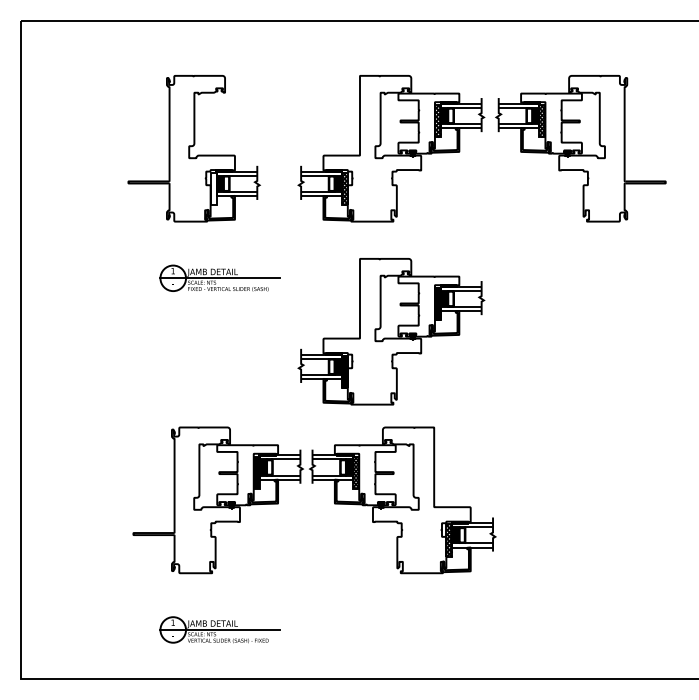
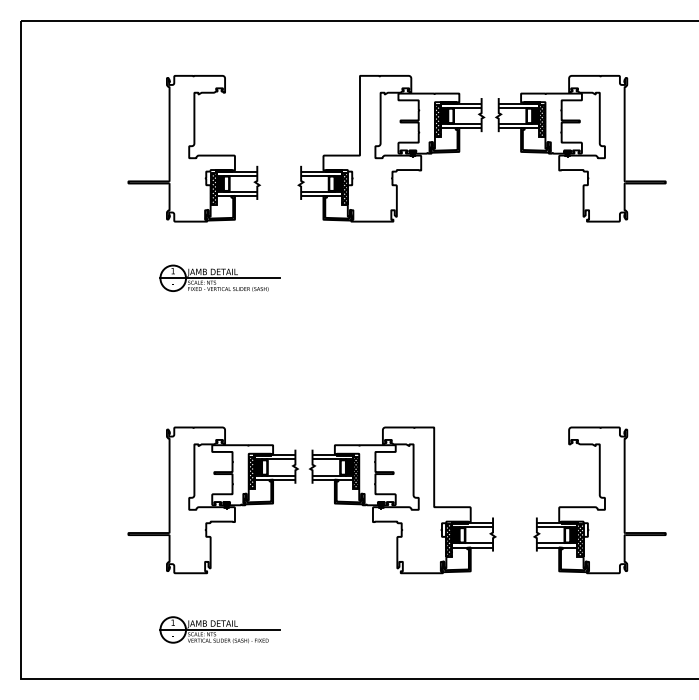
hatch: none -> present (213, 188)
part: present -> none (391, 331)
part position: (217, 500) -> (212, 500) (212, 500)
part: none -> present (599, 500)
